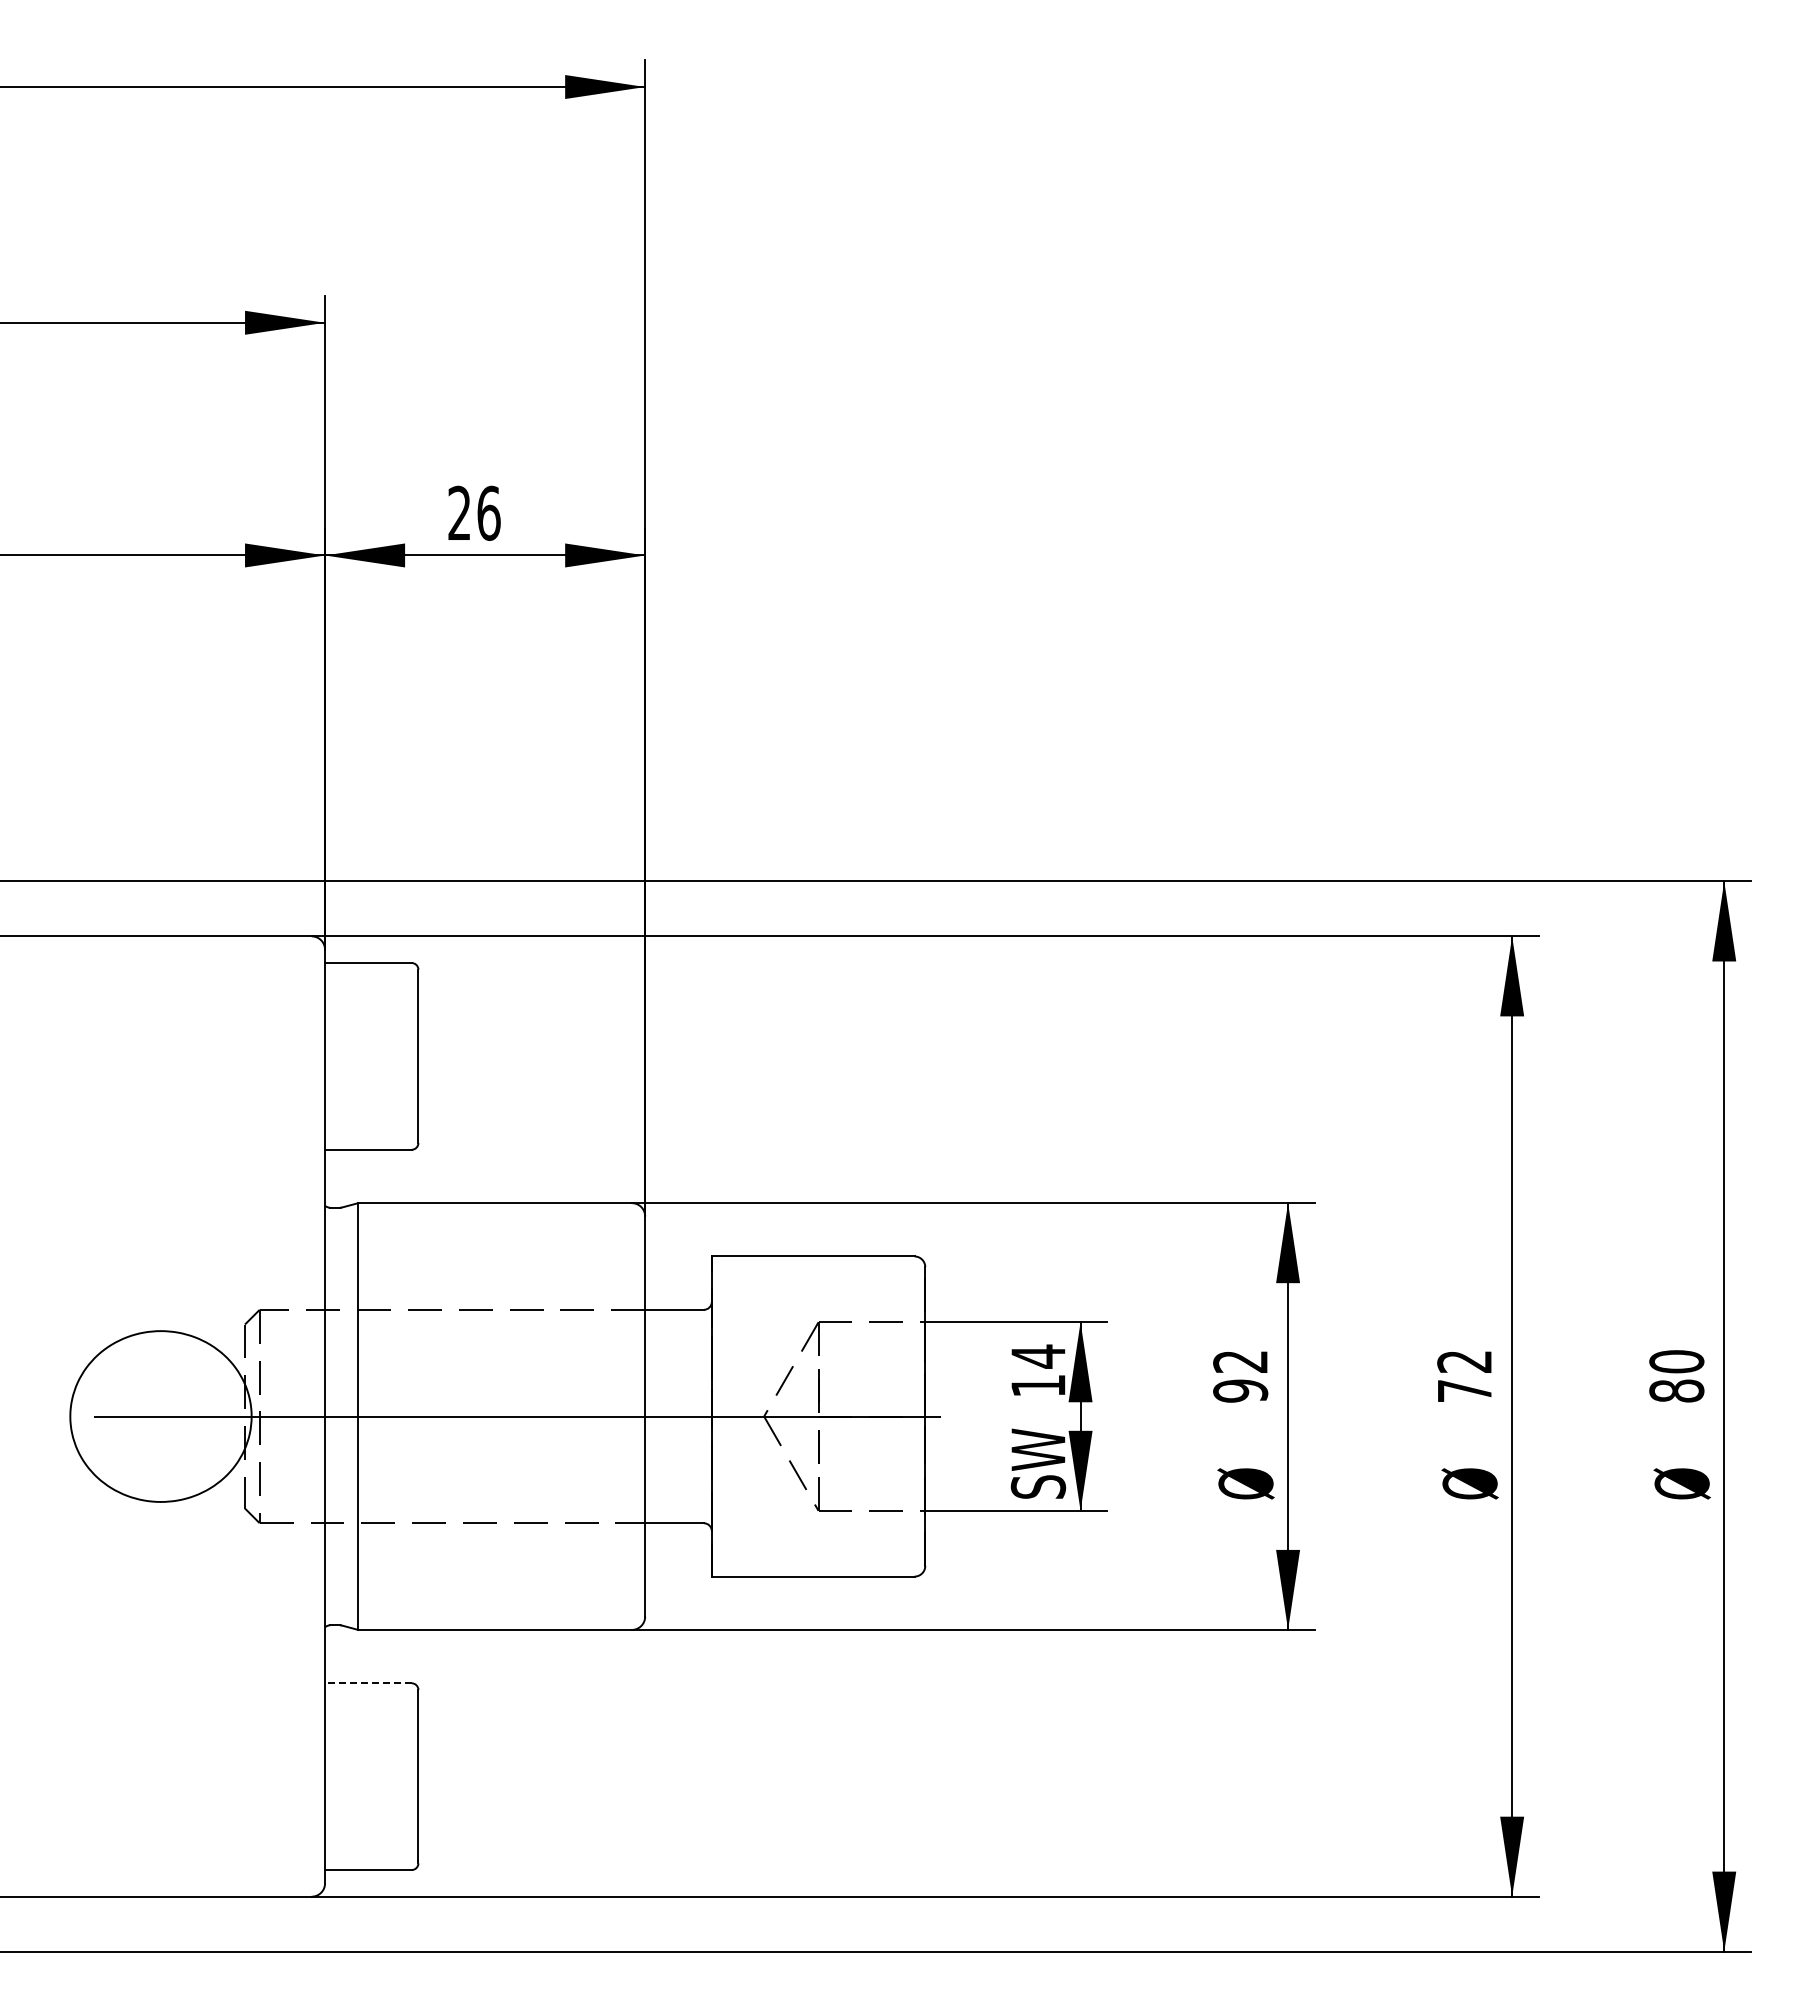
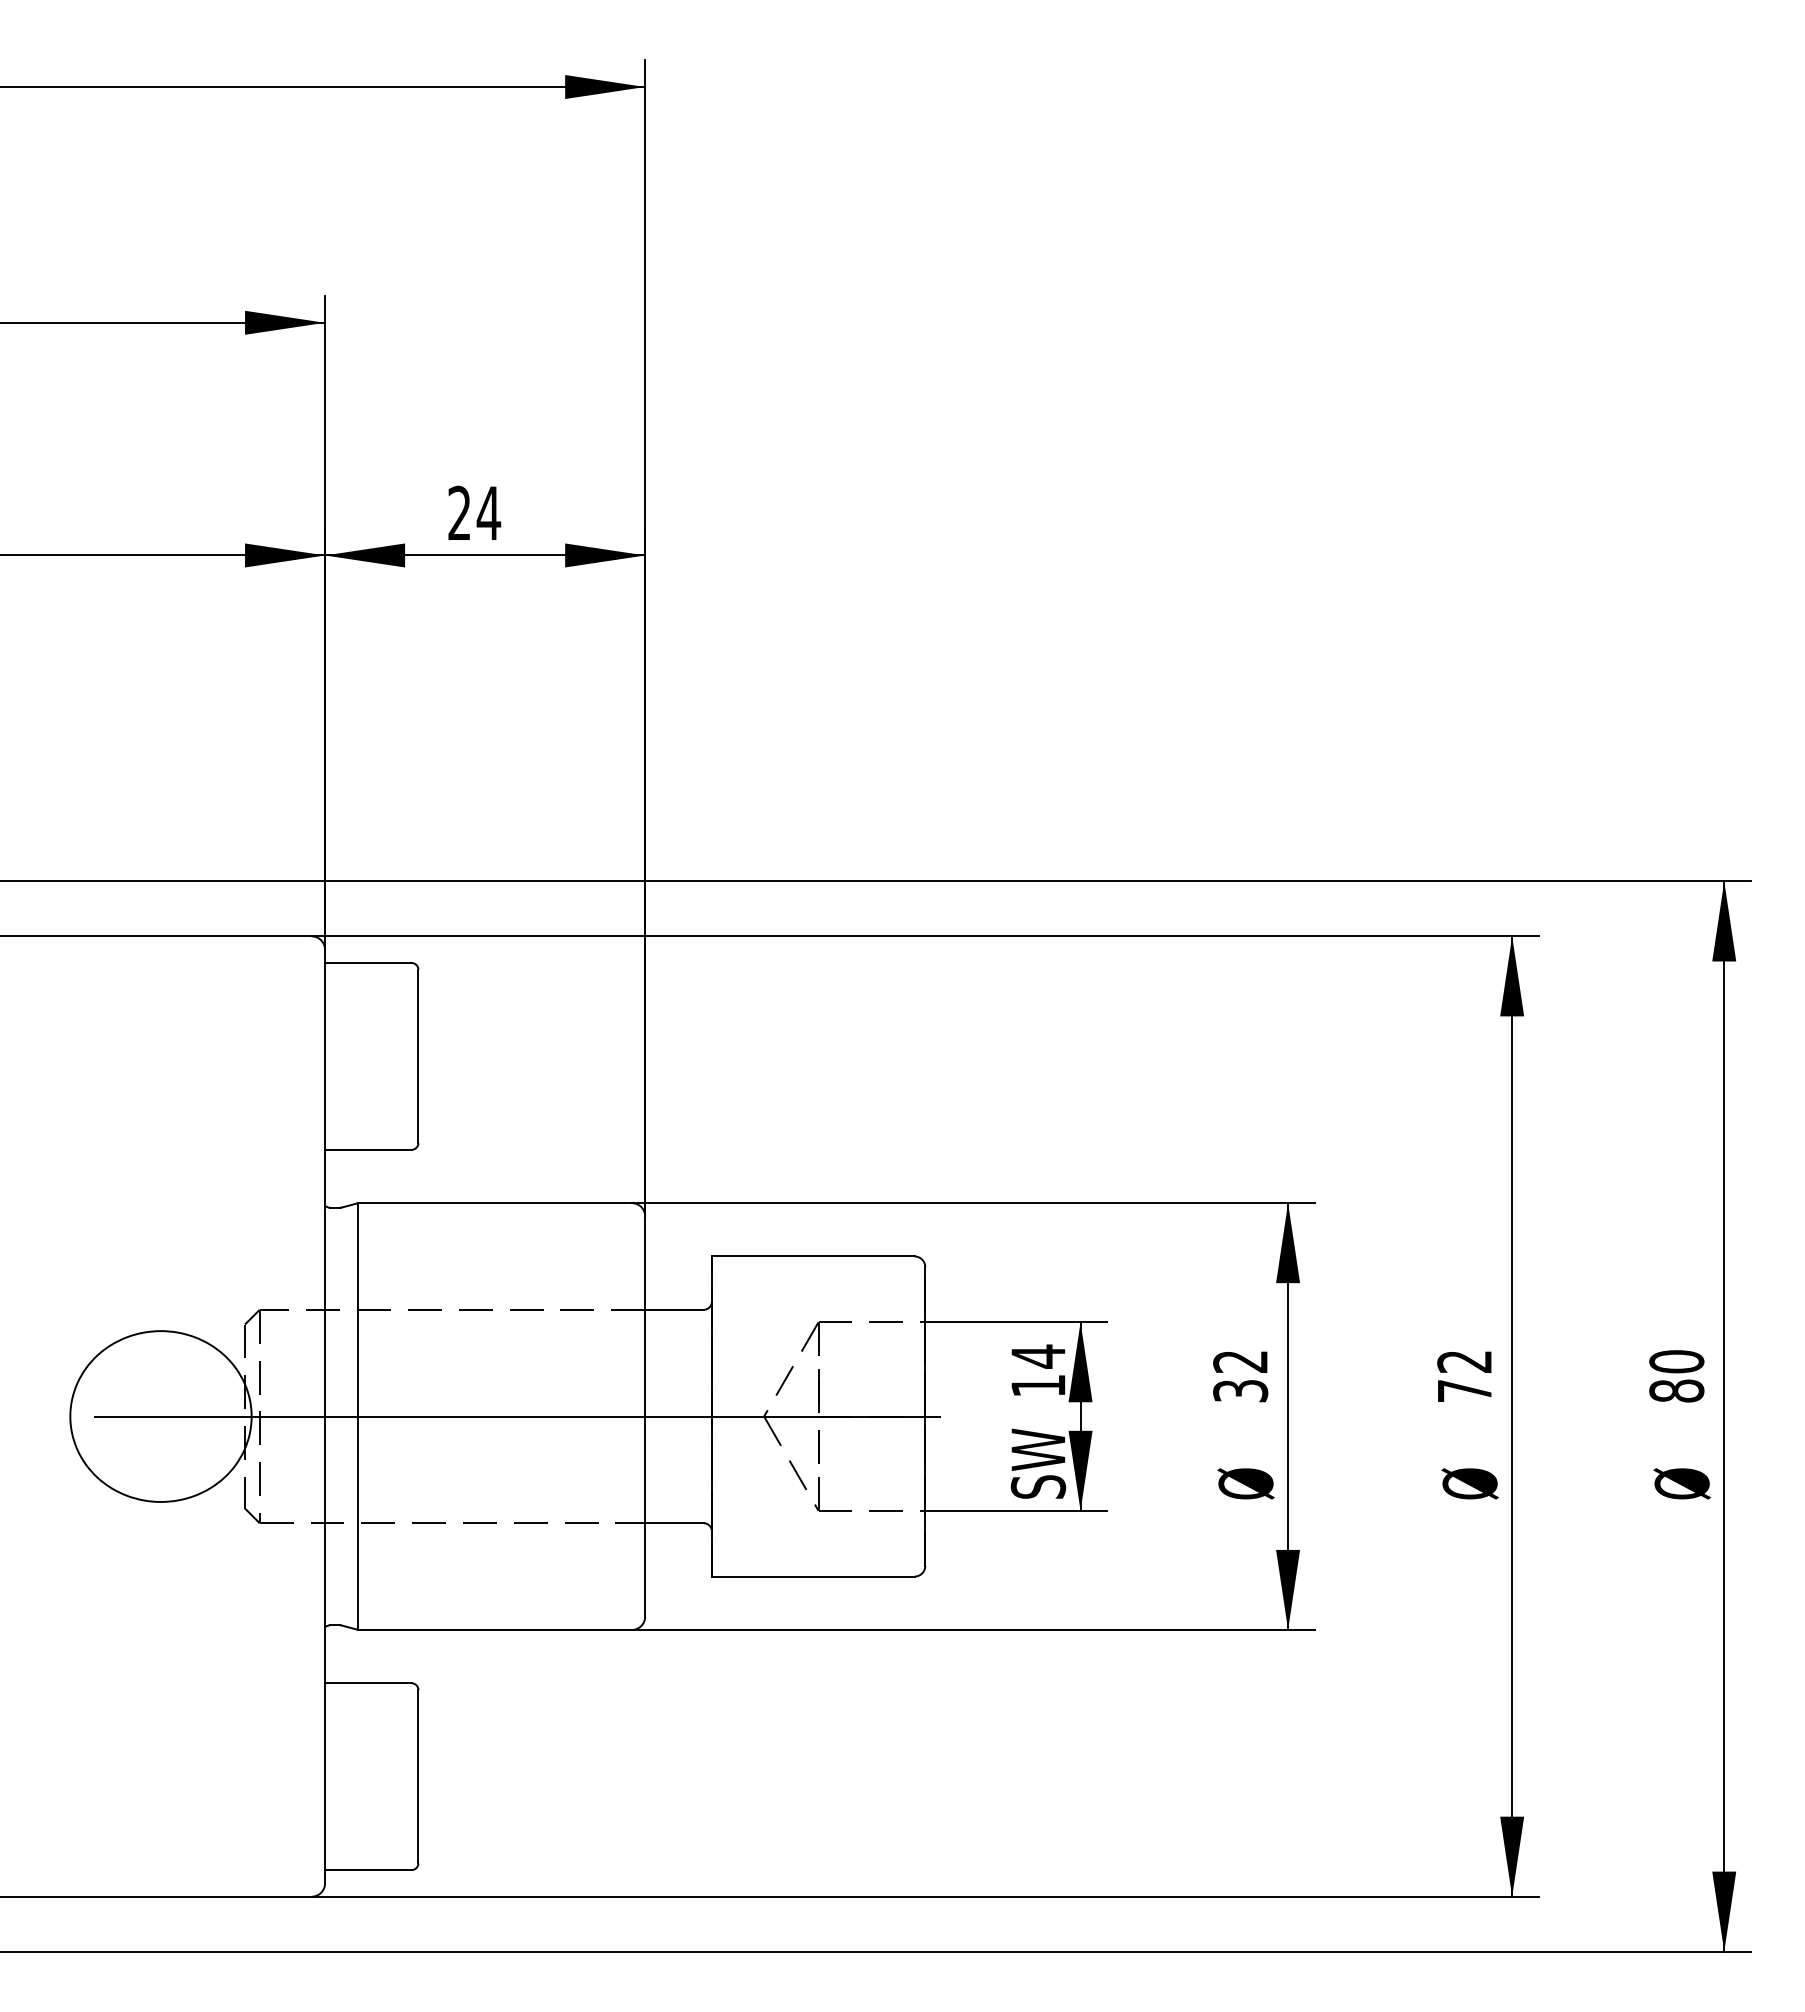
text: 26 -> 24 (488, 512)
text: 92 -> 32 (1240, 1390)
line: dashed -> solid (367, 1683)
